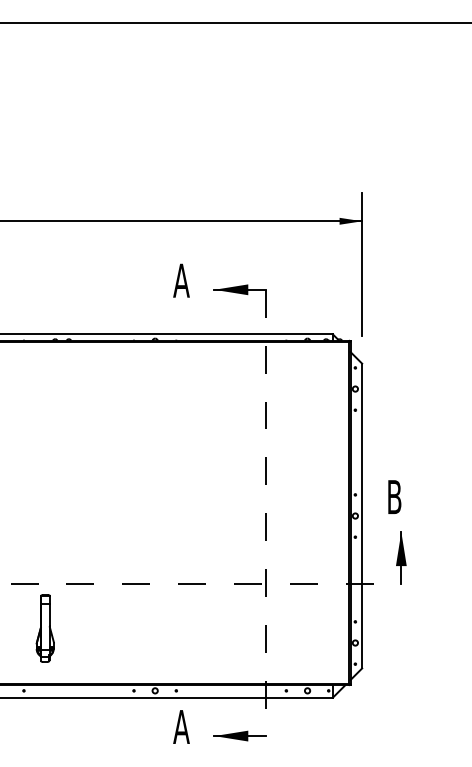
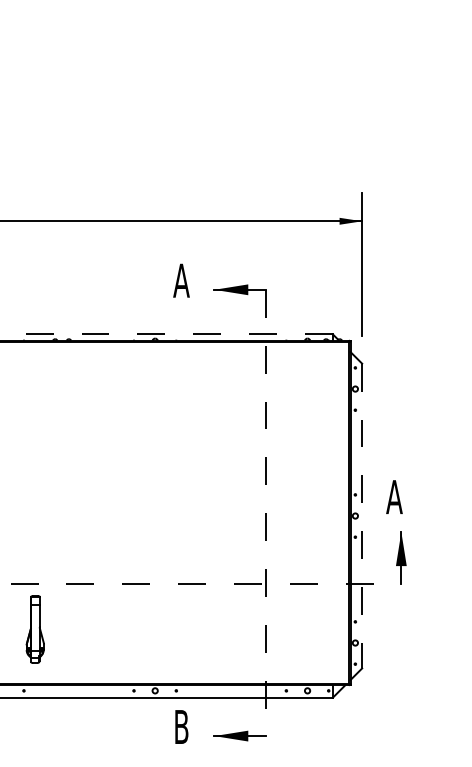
line: present -> none (235, 23)
line: solid -> dashed (166, 334)
text: B -> A (394, 496)
line: solid -> dashed (362, 516)
part position: (44, 628) -> (34, 629) (34, 629)
text: A -> B (181, 726)
